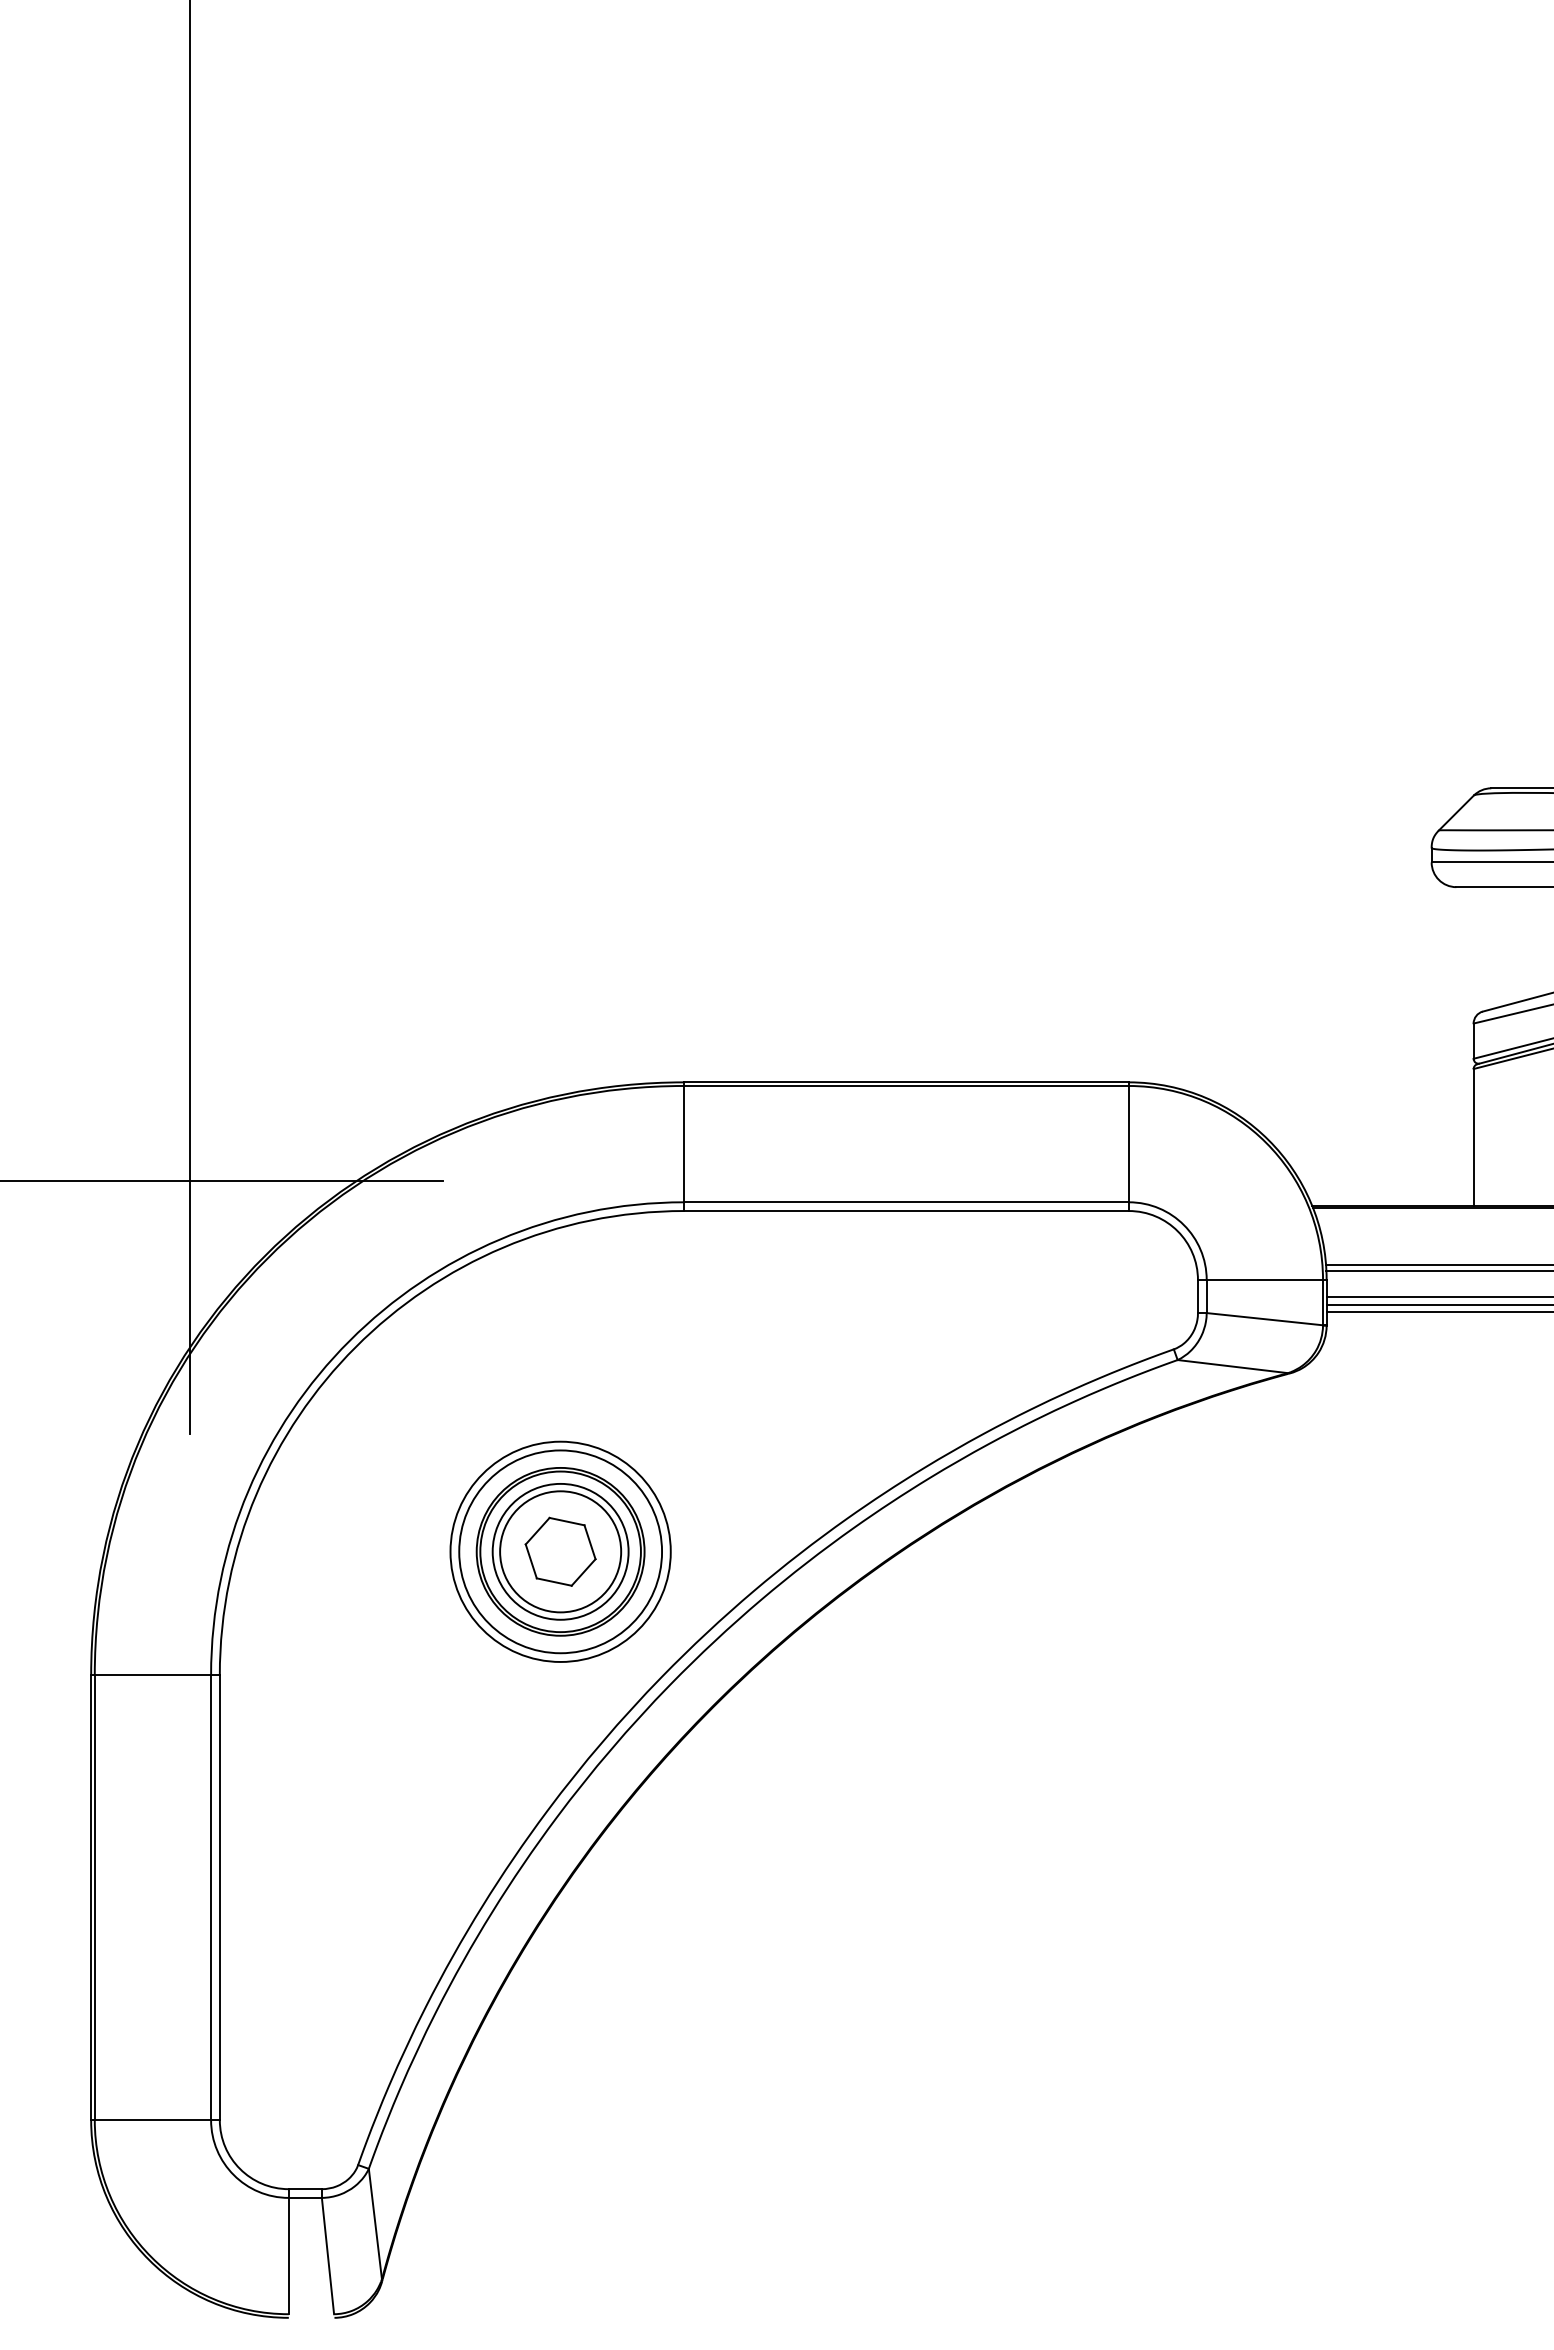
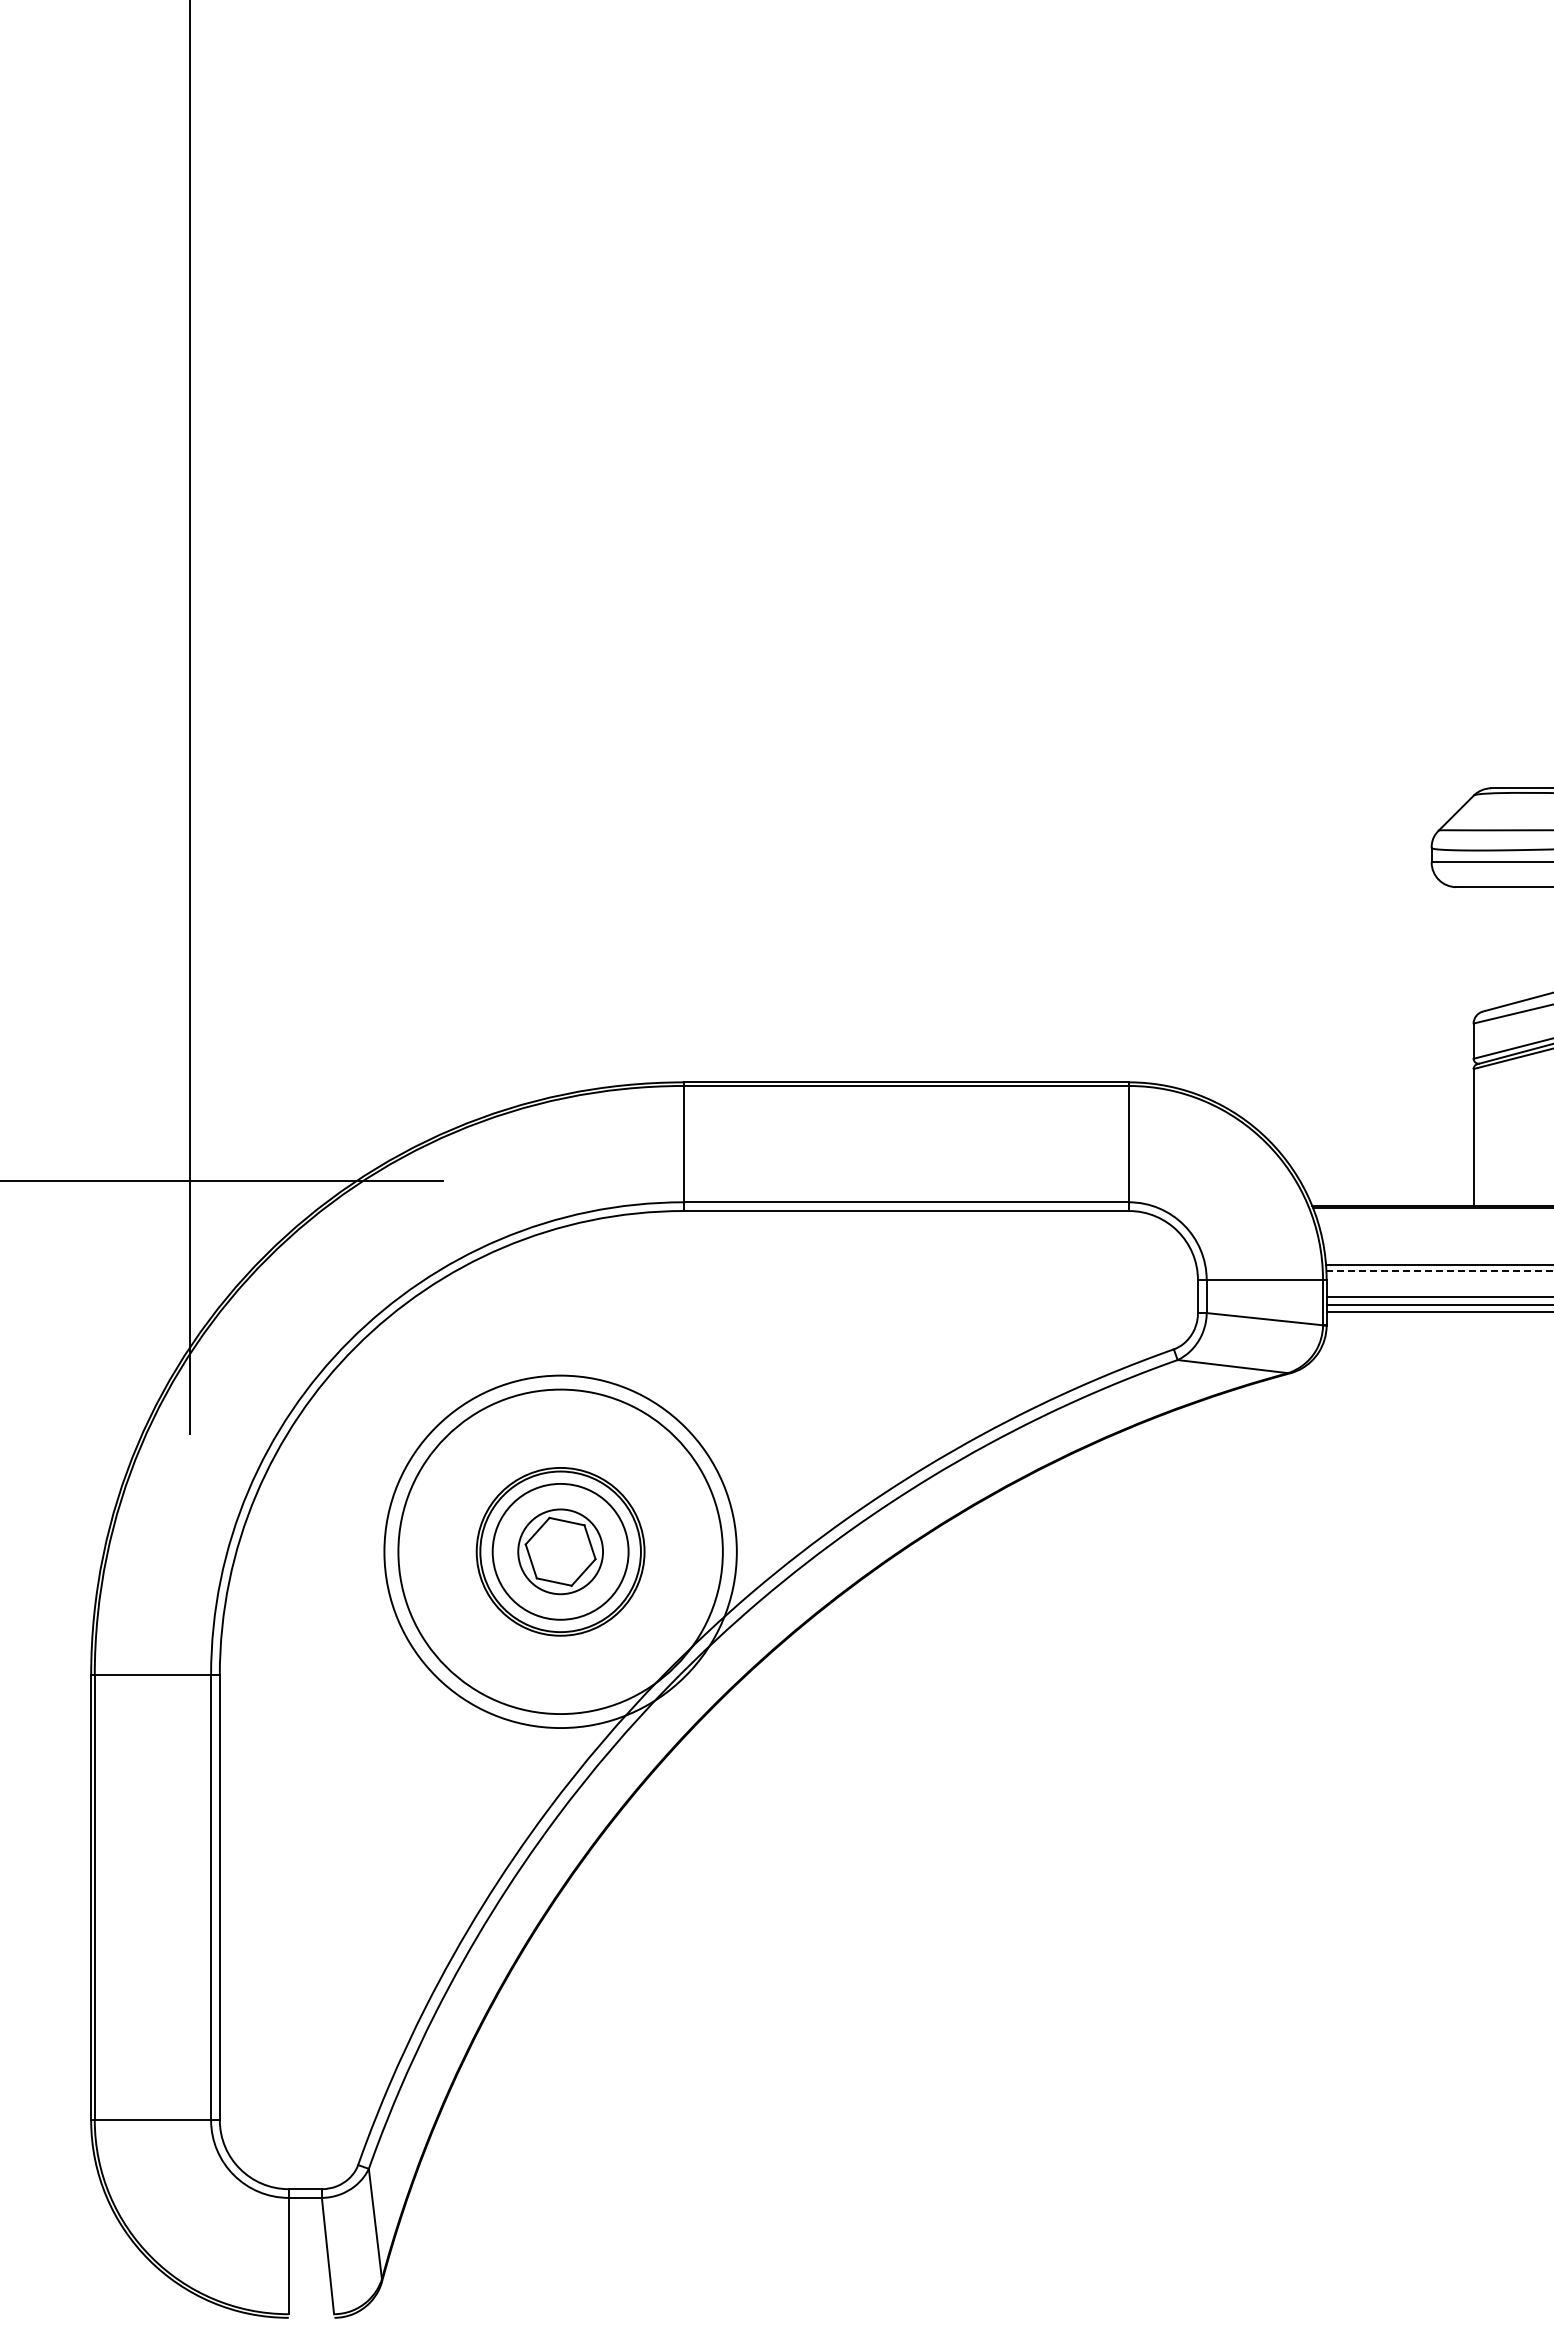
line: solid -> dashed (1440, 1271)
circle diameter: 121 px -> 85 px (560, 1551)
circle diameter: 203 px -> 324 px (560, 1551)
circle diameter: 220 px -> 352 px (560, 1551)
